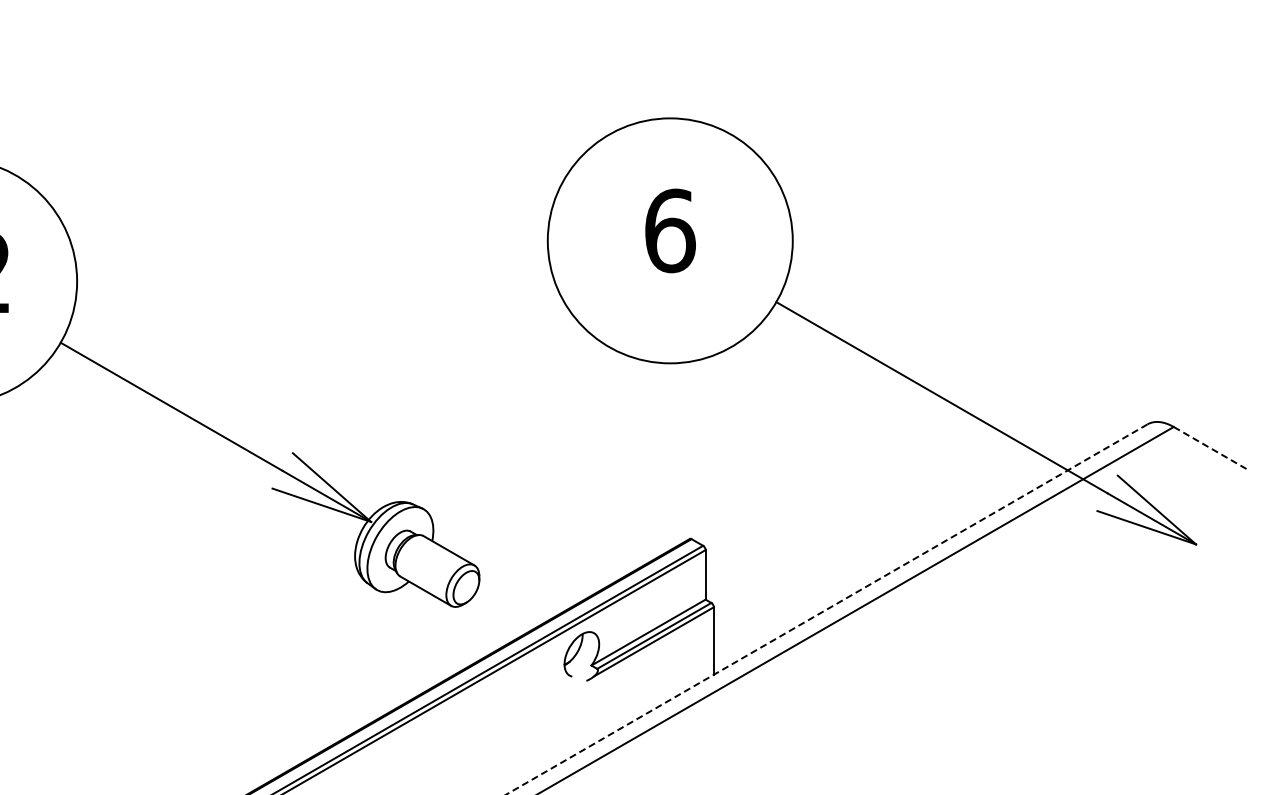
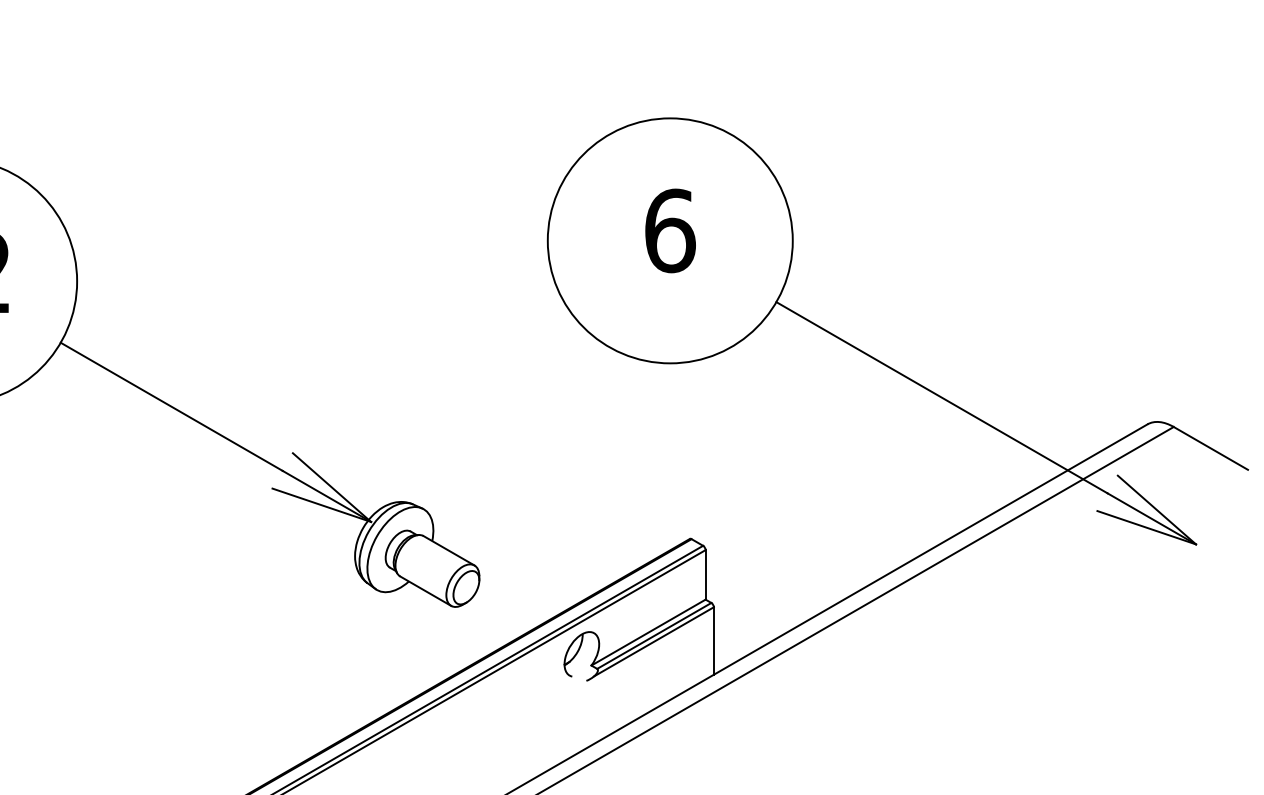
line: dashed -> solid (1210, 448)
line: dashed -> solid (826, 609)
